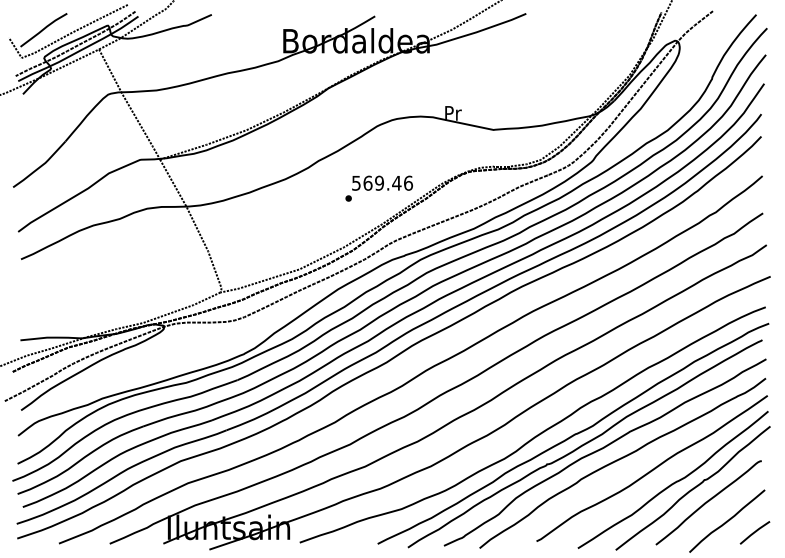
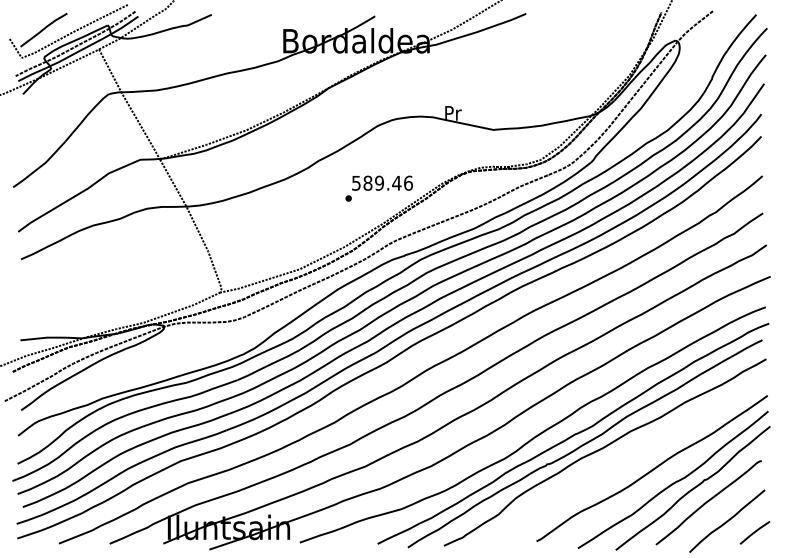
text: 569.46 -> 589.46 (367, 182)
curve: present -> none (621, 459)
